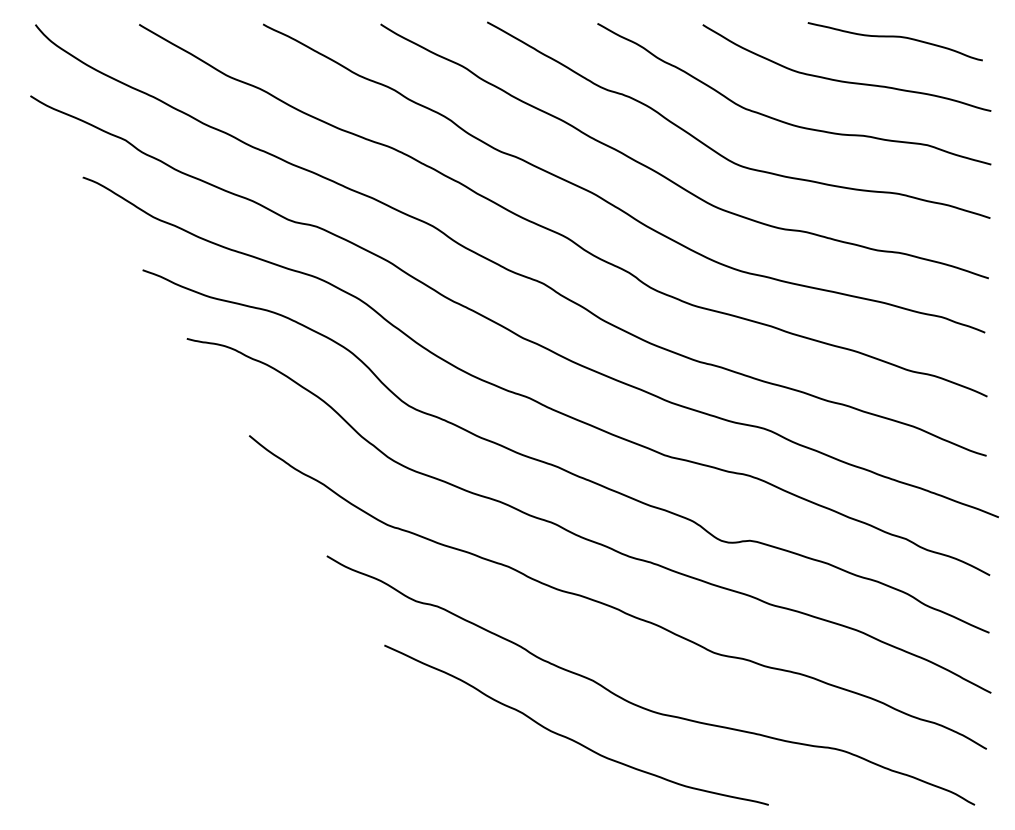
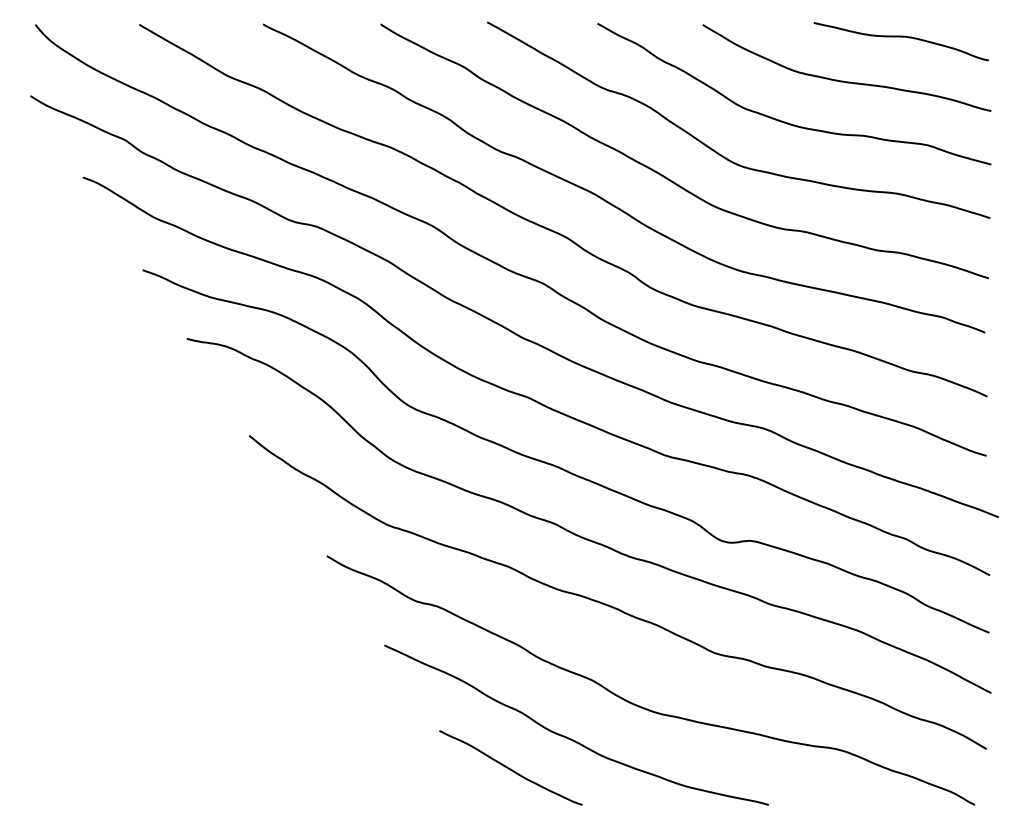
curve position: (894, 37) -> (900, 37) (900, 37)
curve: none -> present (509, 767)
